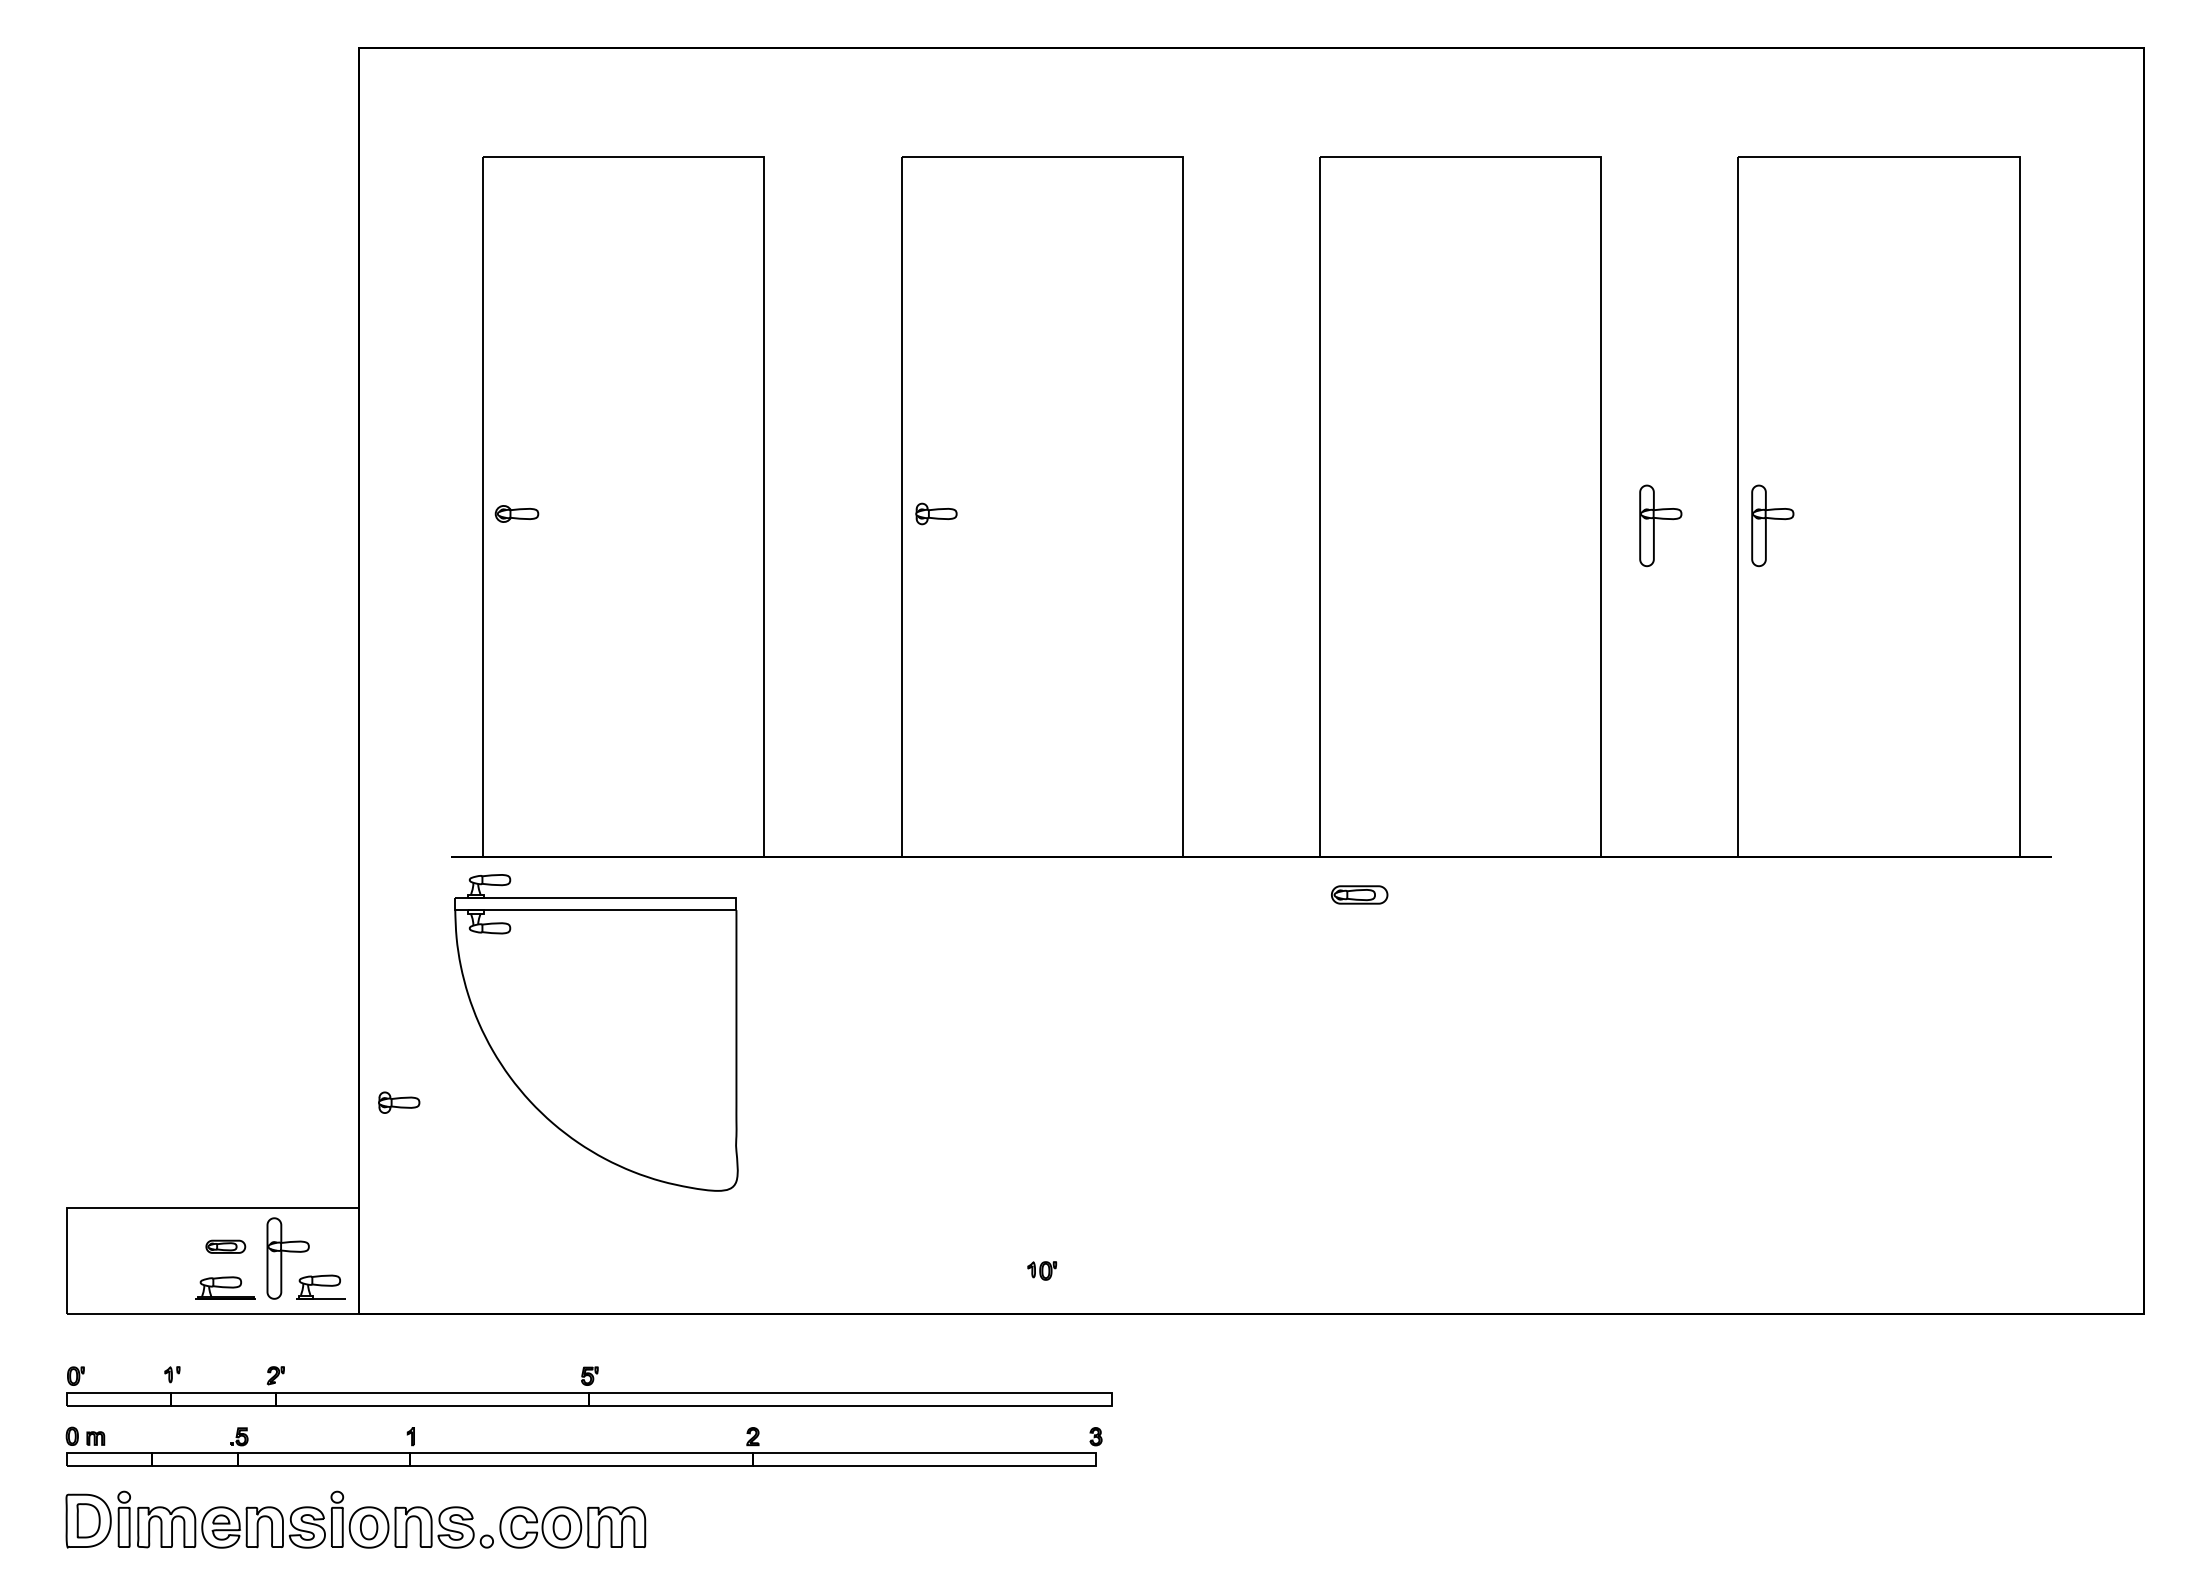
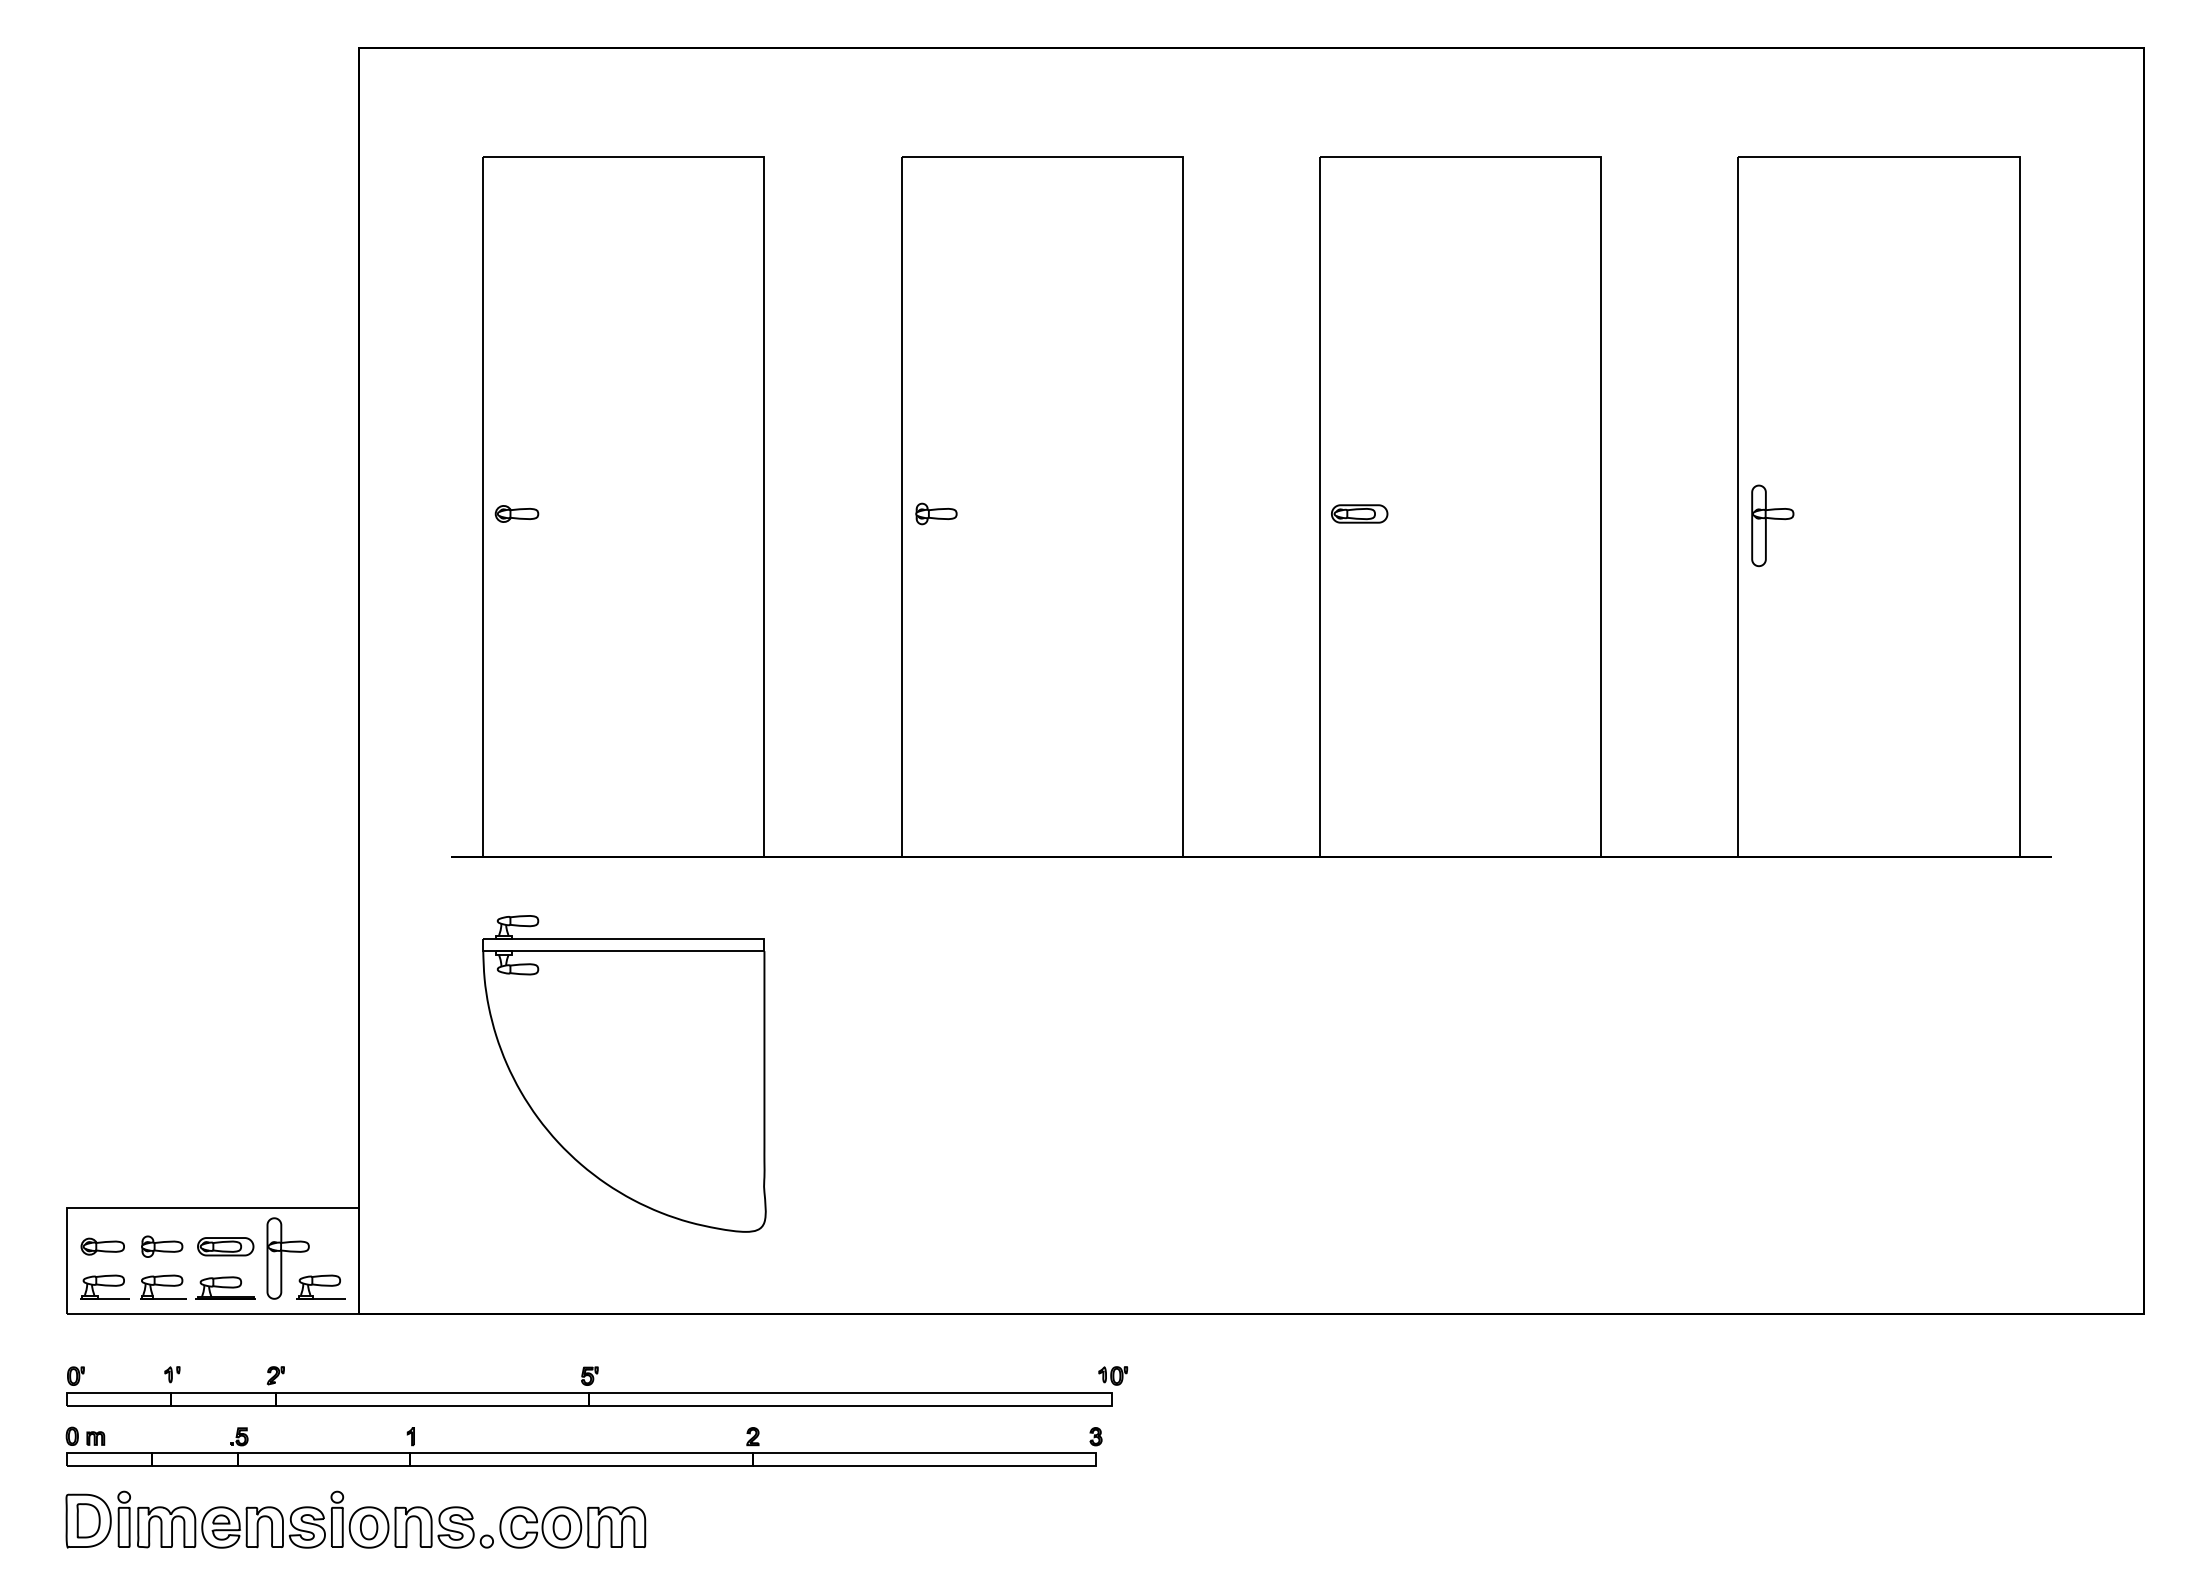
part: present -> none (1660, 525)
part position: (1359, 894) -> (1359, 513) (1359, 513)
part position: (596, 1032) -> (624, 1073) (624, 1073)
part position: (399, 1102) -> (162, 1246) (162, 1246)
part: none -> present (102, 1246)
part size: 42x15 px -> 58x20 px (225, 1246)
part position: (1042, 1270) -> (1113, 1375) (1113, 1375)
part: none -> present (104, 1286)
part: none -> present (163, 1286)
